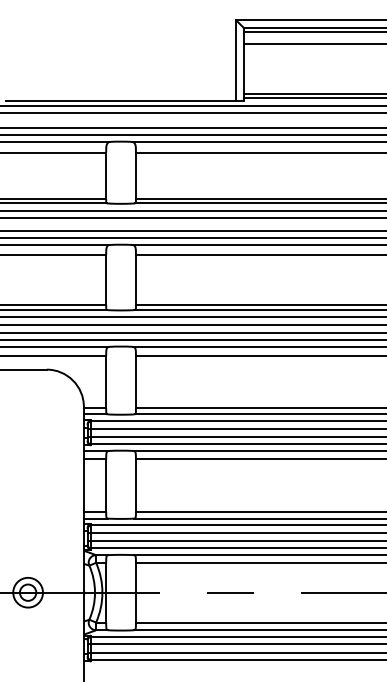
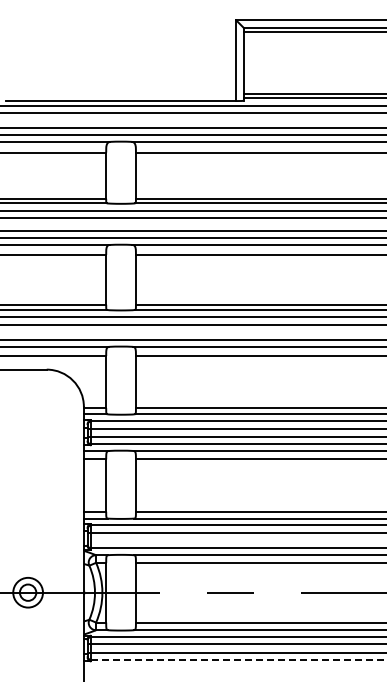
line: present -> none (313, 43)
line: present -> none (192, 332)
line: present -> none (235, 540)
line: solid -> dashed (239, 659)
